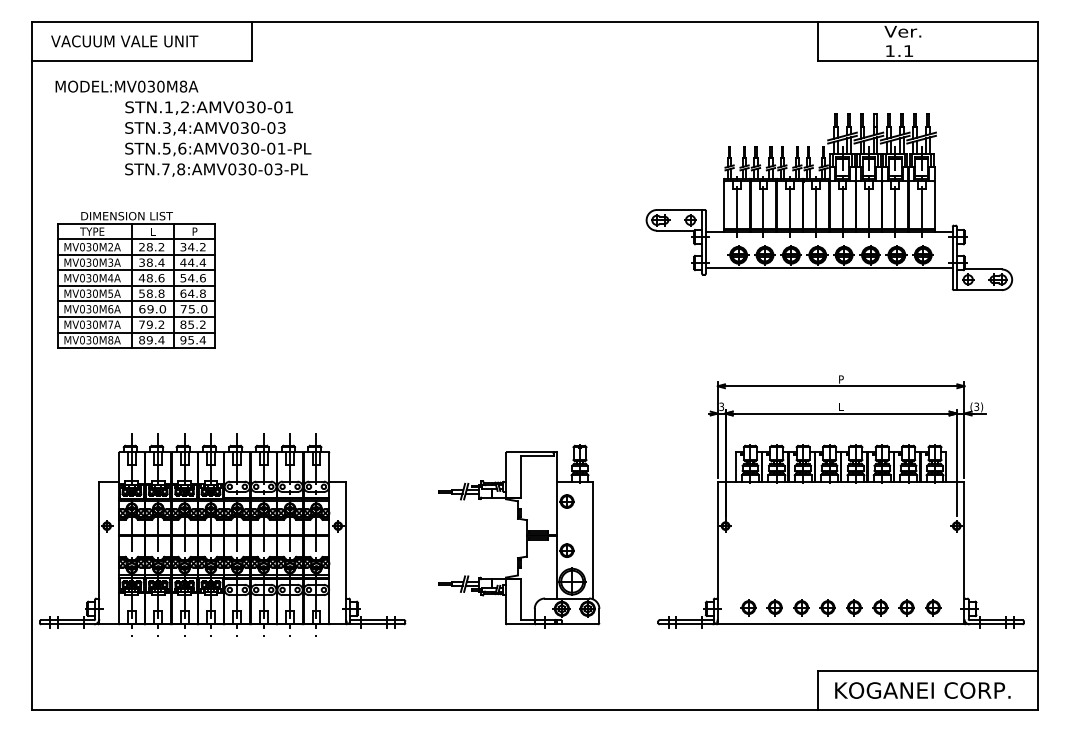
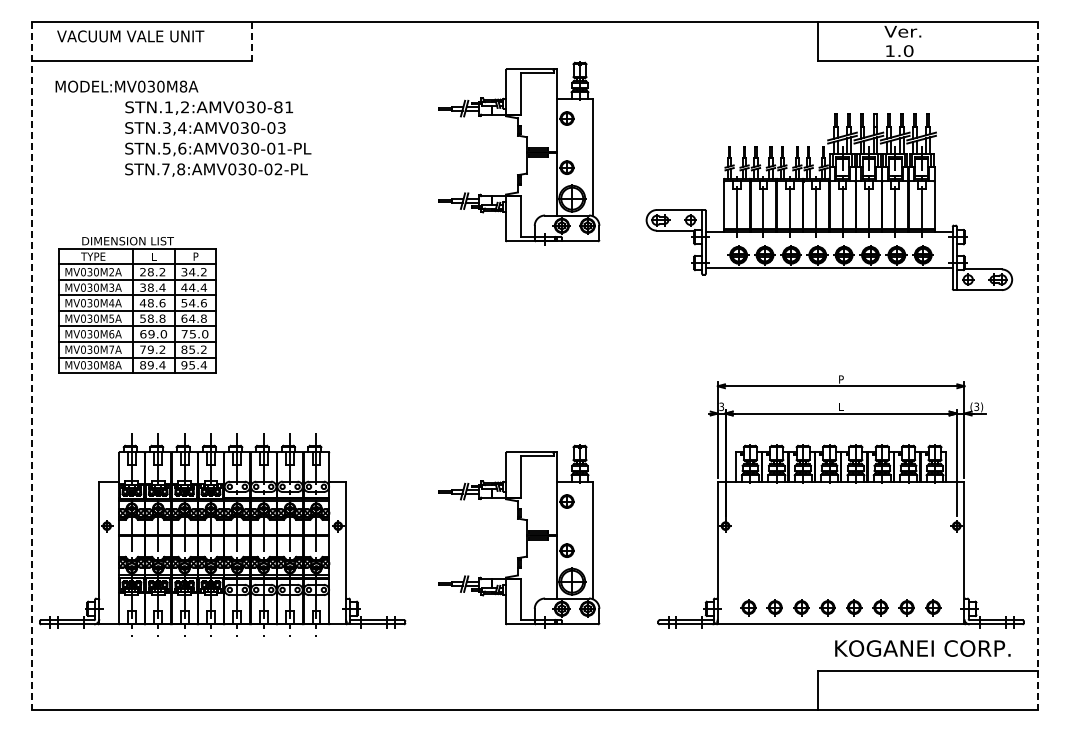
text position: (124, 41) -> (130, 36) (130, 36)
line: solid -> dashed (251, 41)
text: 1.1 -> 1.0 (908, 51)
text: STN.1,2:AMV030-01 -> STN.1,2:AMV030-81 (278, 106)
part: none -> present (526, 153)
text: STN.7,8:AMV030-03-PL -> STN.7,8:AMV030-02-PL (278, 169)
part position: (136, 280) -> (137, 305) (137, 305)
line: solid -> dashed (32, 365)
line: solid -> dashed (1037, 365)
text position: (922, 690) -> (922, 648) (922, 648)
